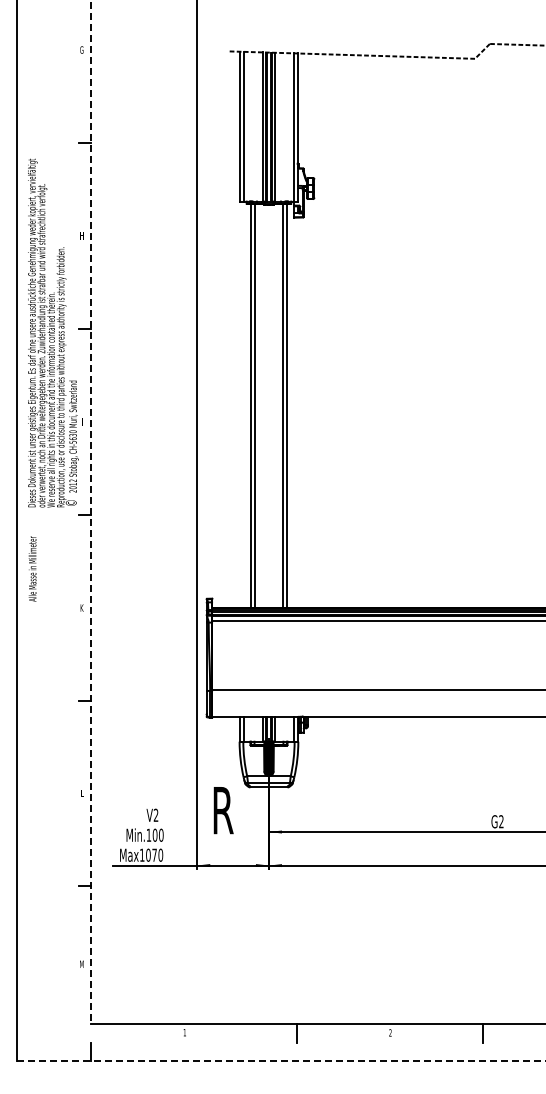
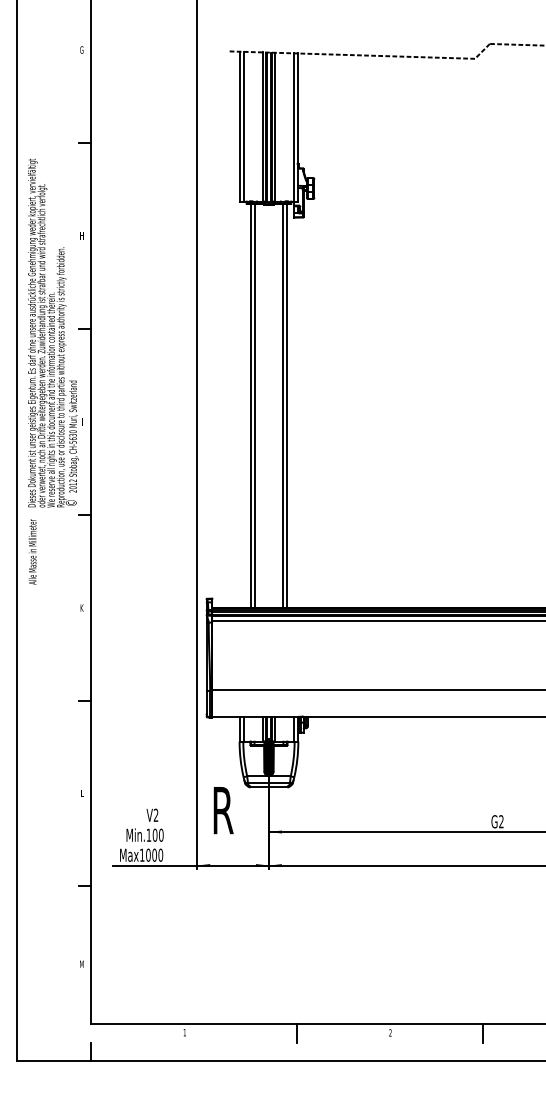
line: dashed -> solid (90, 512)
text position: (32, 568) -> (32, 551) (32, 551)
text: Max1070 -> Max1000 (154, 854)
line: dashed -> solid (281, 1061)
